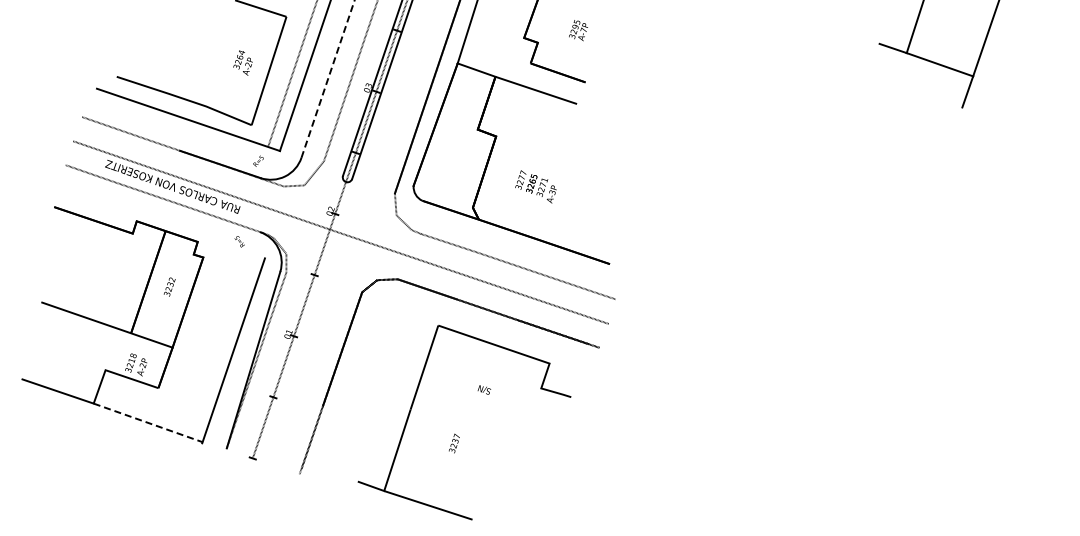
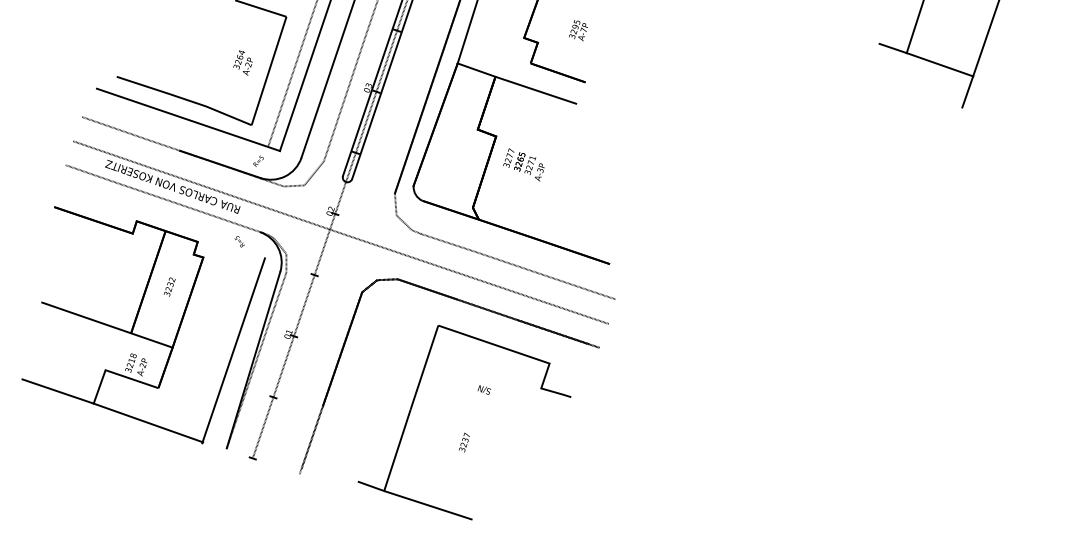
line: dashed -> solid (328, 78)
text position: (535, 186) -> (523, 164) (523, 164)
line: dashed -> solid (148, 423)
text position: (454, 443) -> (464, 442) (464, 442)
